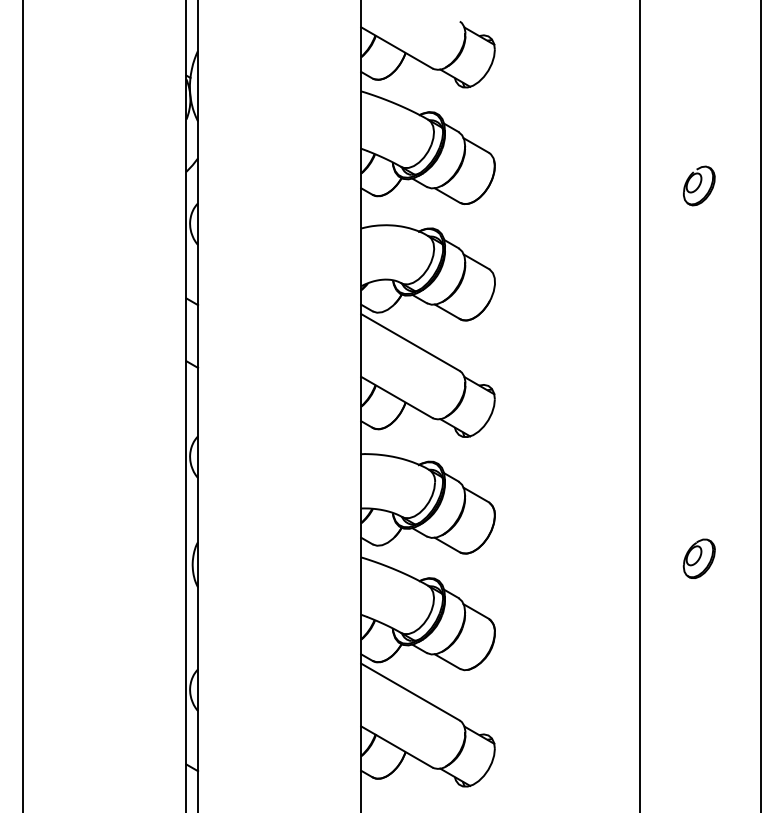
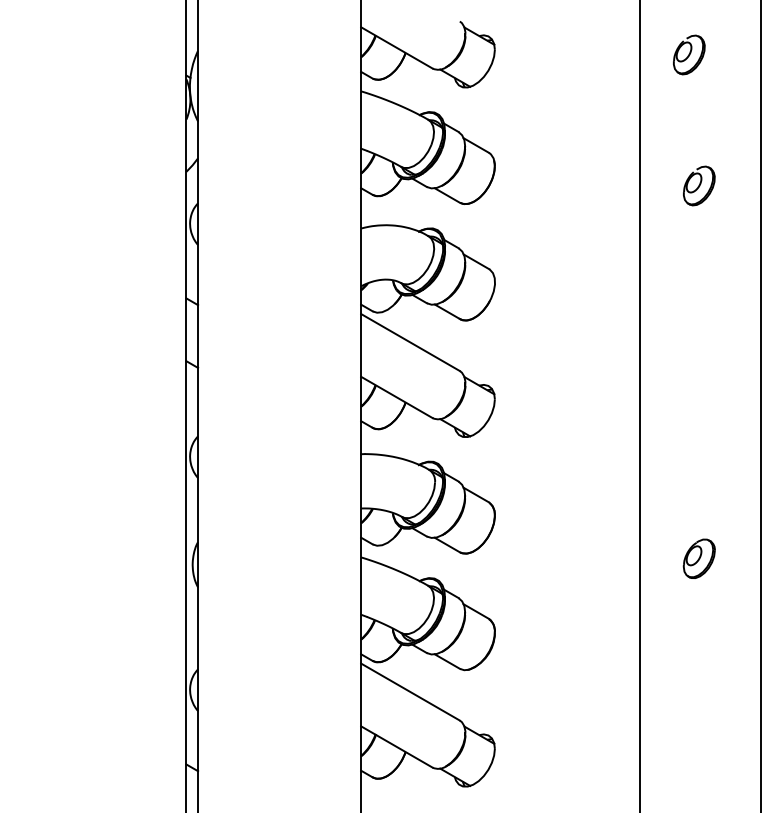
part: none -> present (689, 54)
line: present -> none (23, 405)
